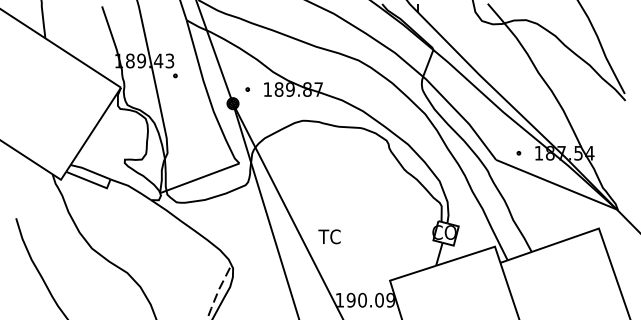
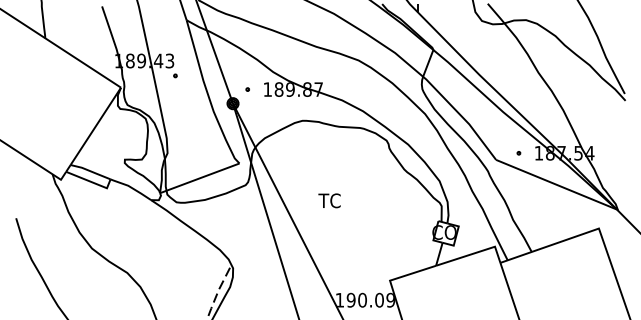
text position: (329, 236) -> (329, 200) (329, 200)
